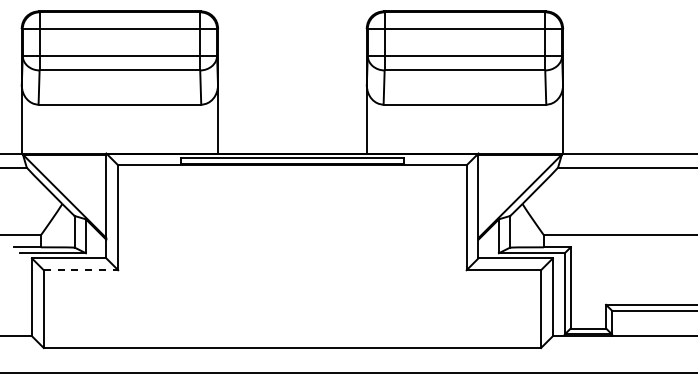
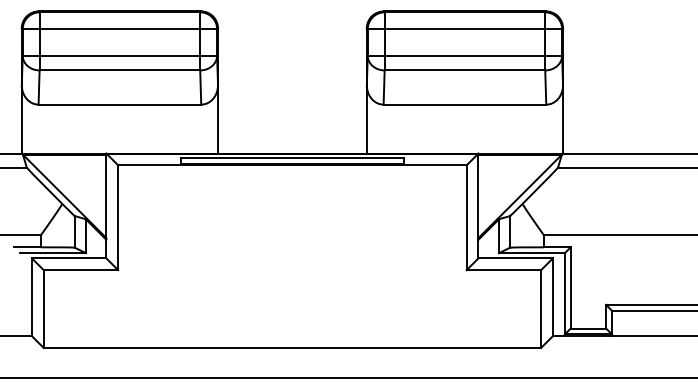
line: dashed -> solid (81, 270)
line position: (348, 372) -> (348, 377) (348, 377)
